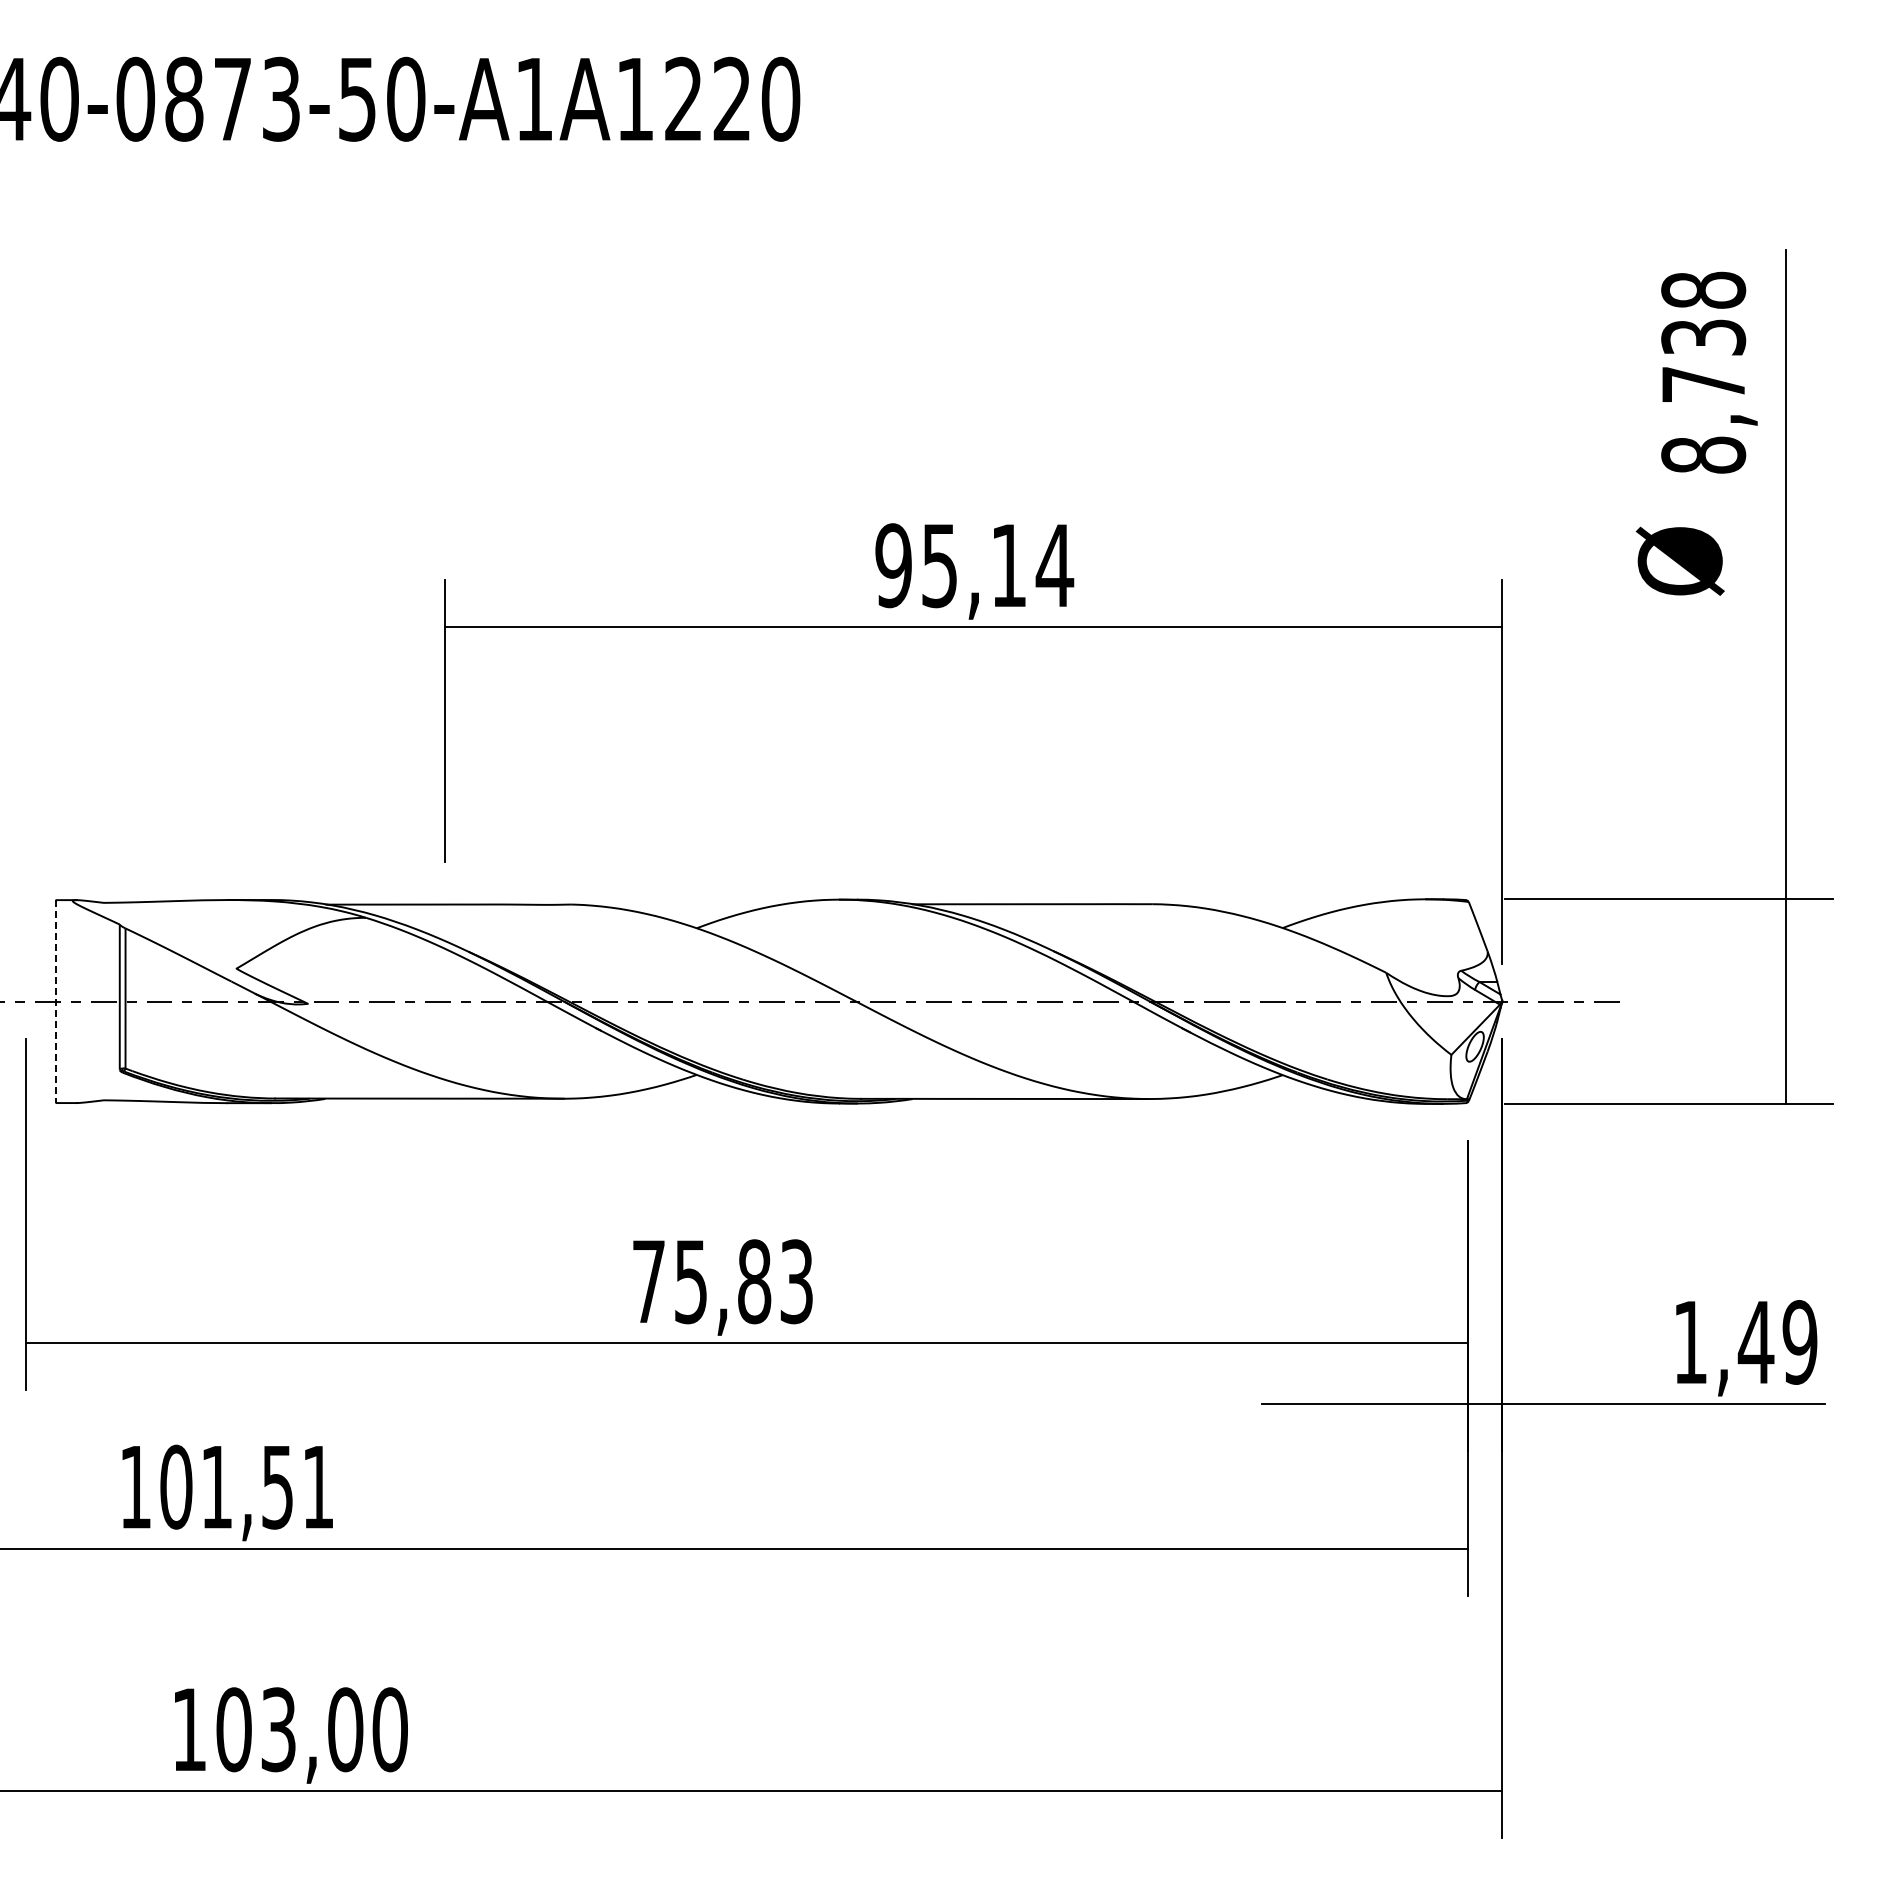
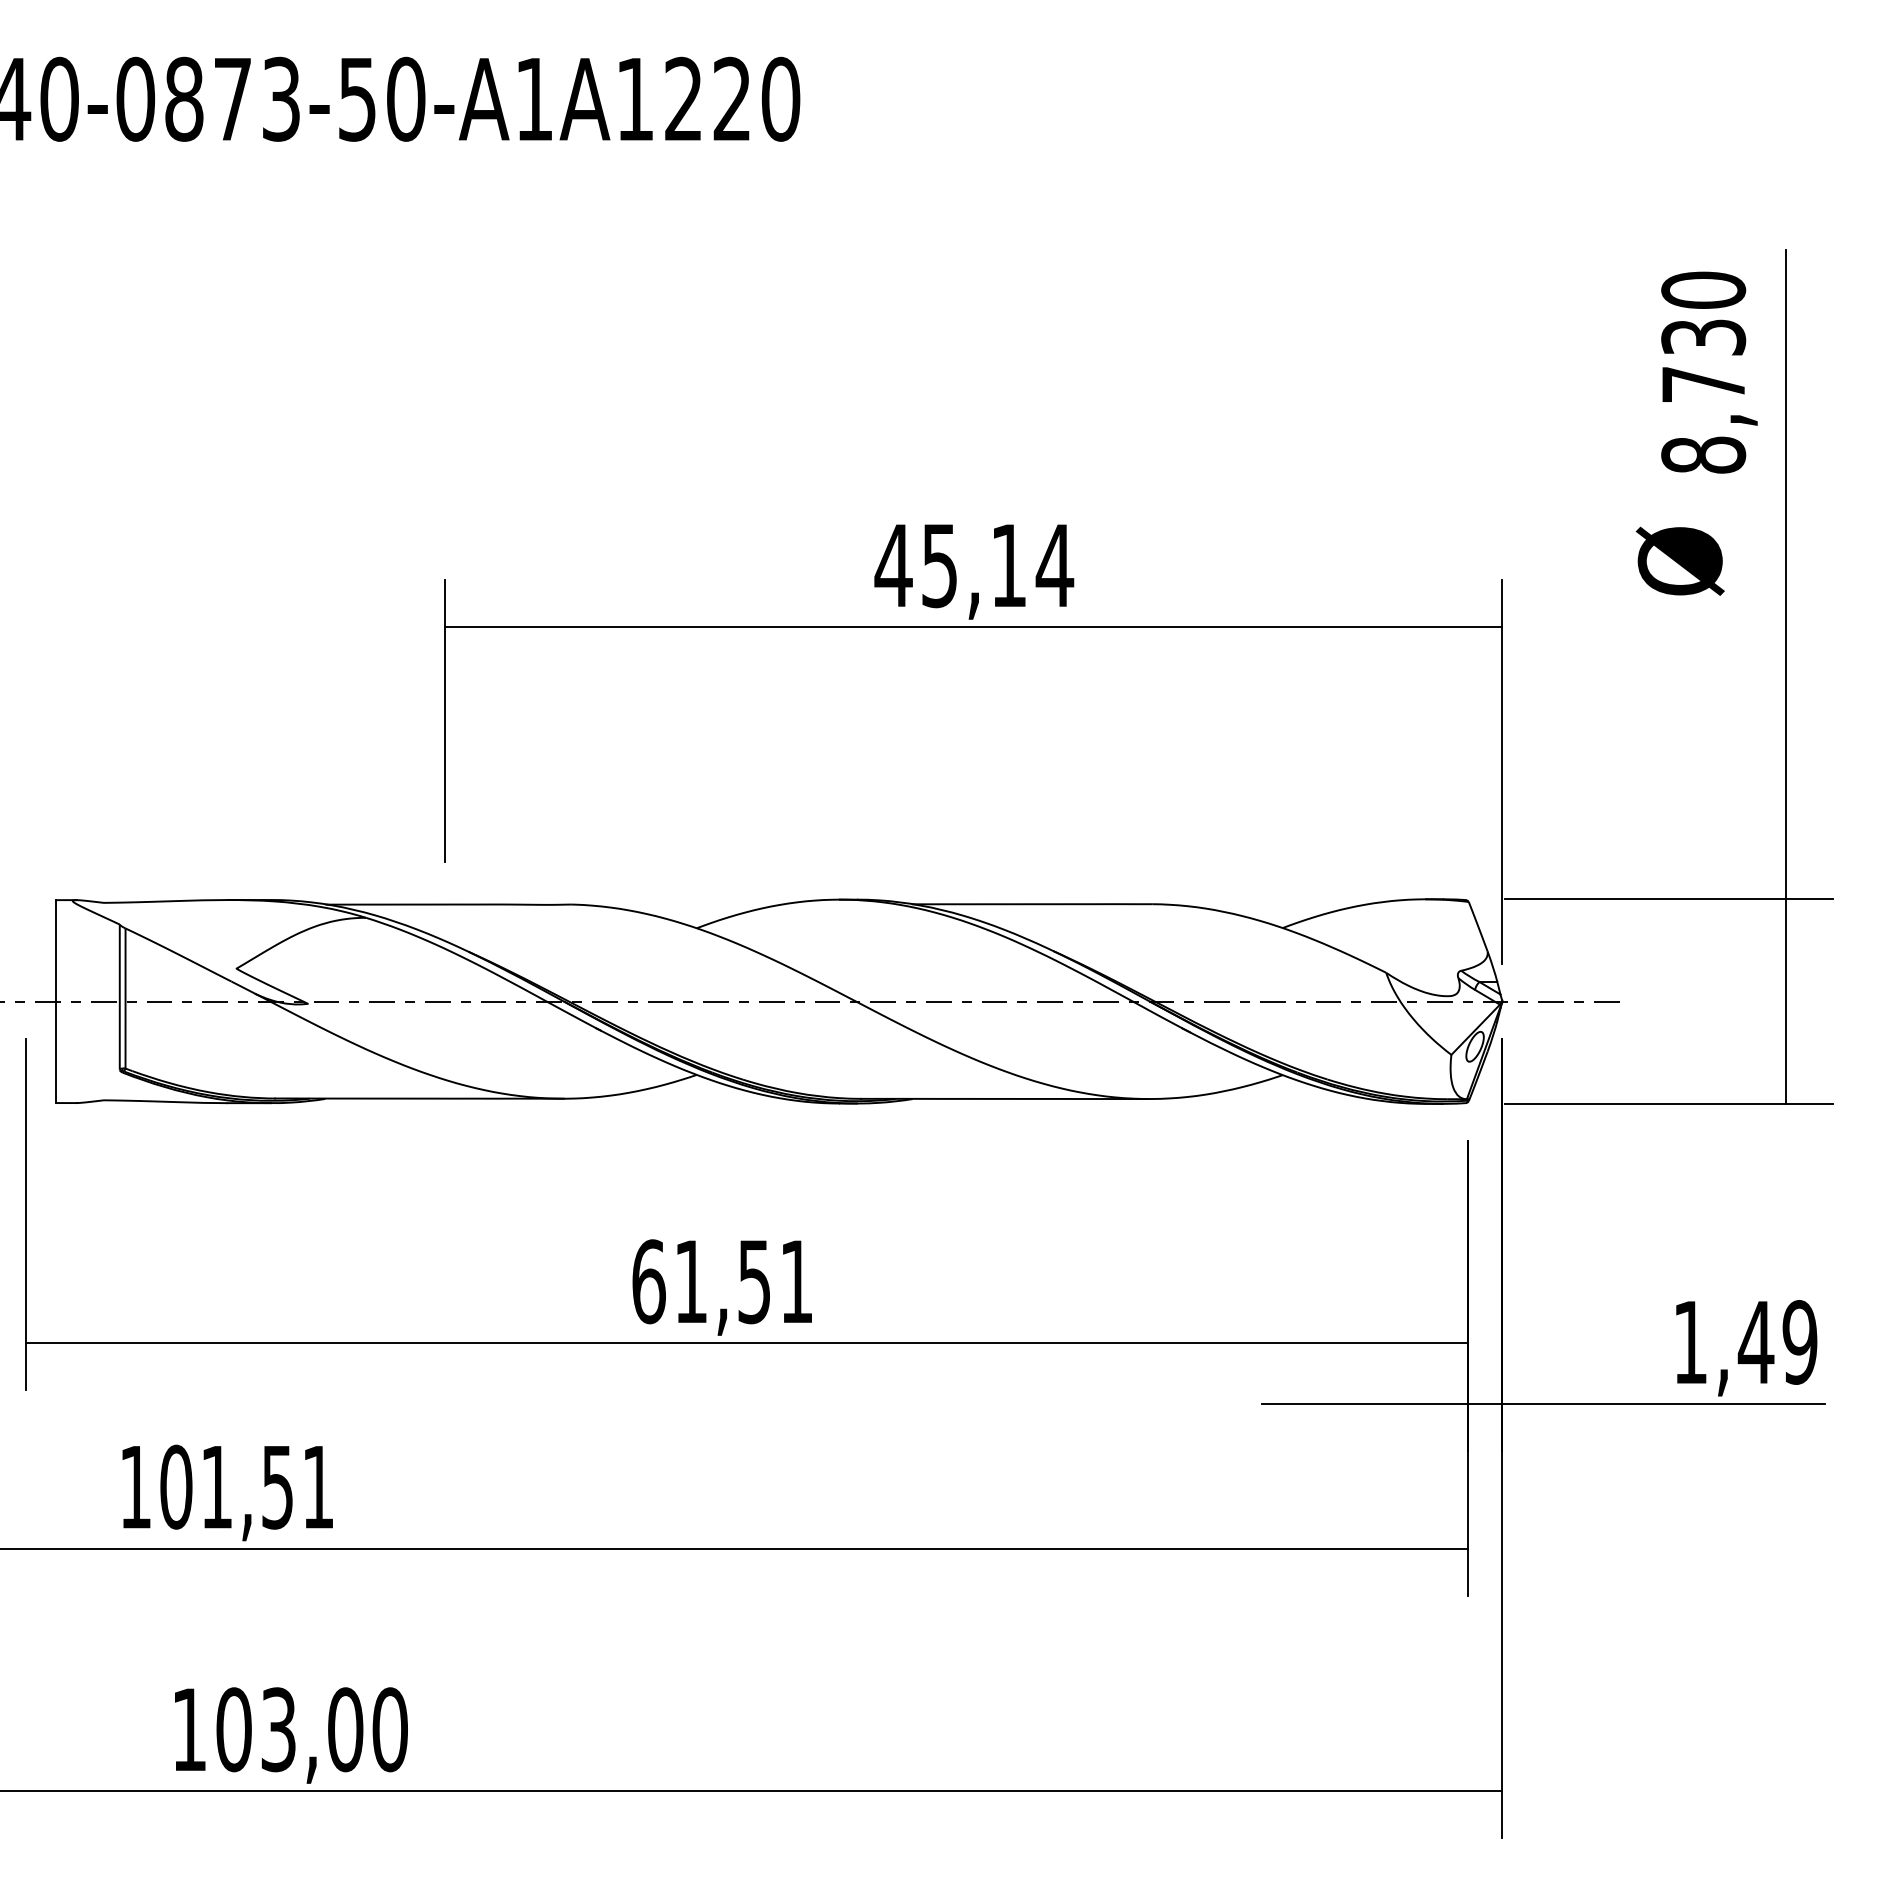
text: 8,738 -> 8,730 (1703, 289)
text: 95,14 -> 45,14 (893, 565)
line: dashed -> solid (56, 1002)
text: 75,83 -> 61,51 (722, 1281)
